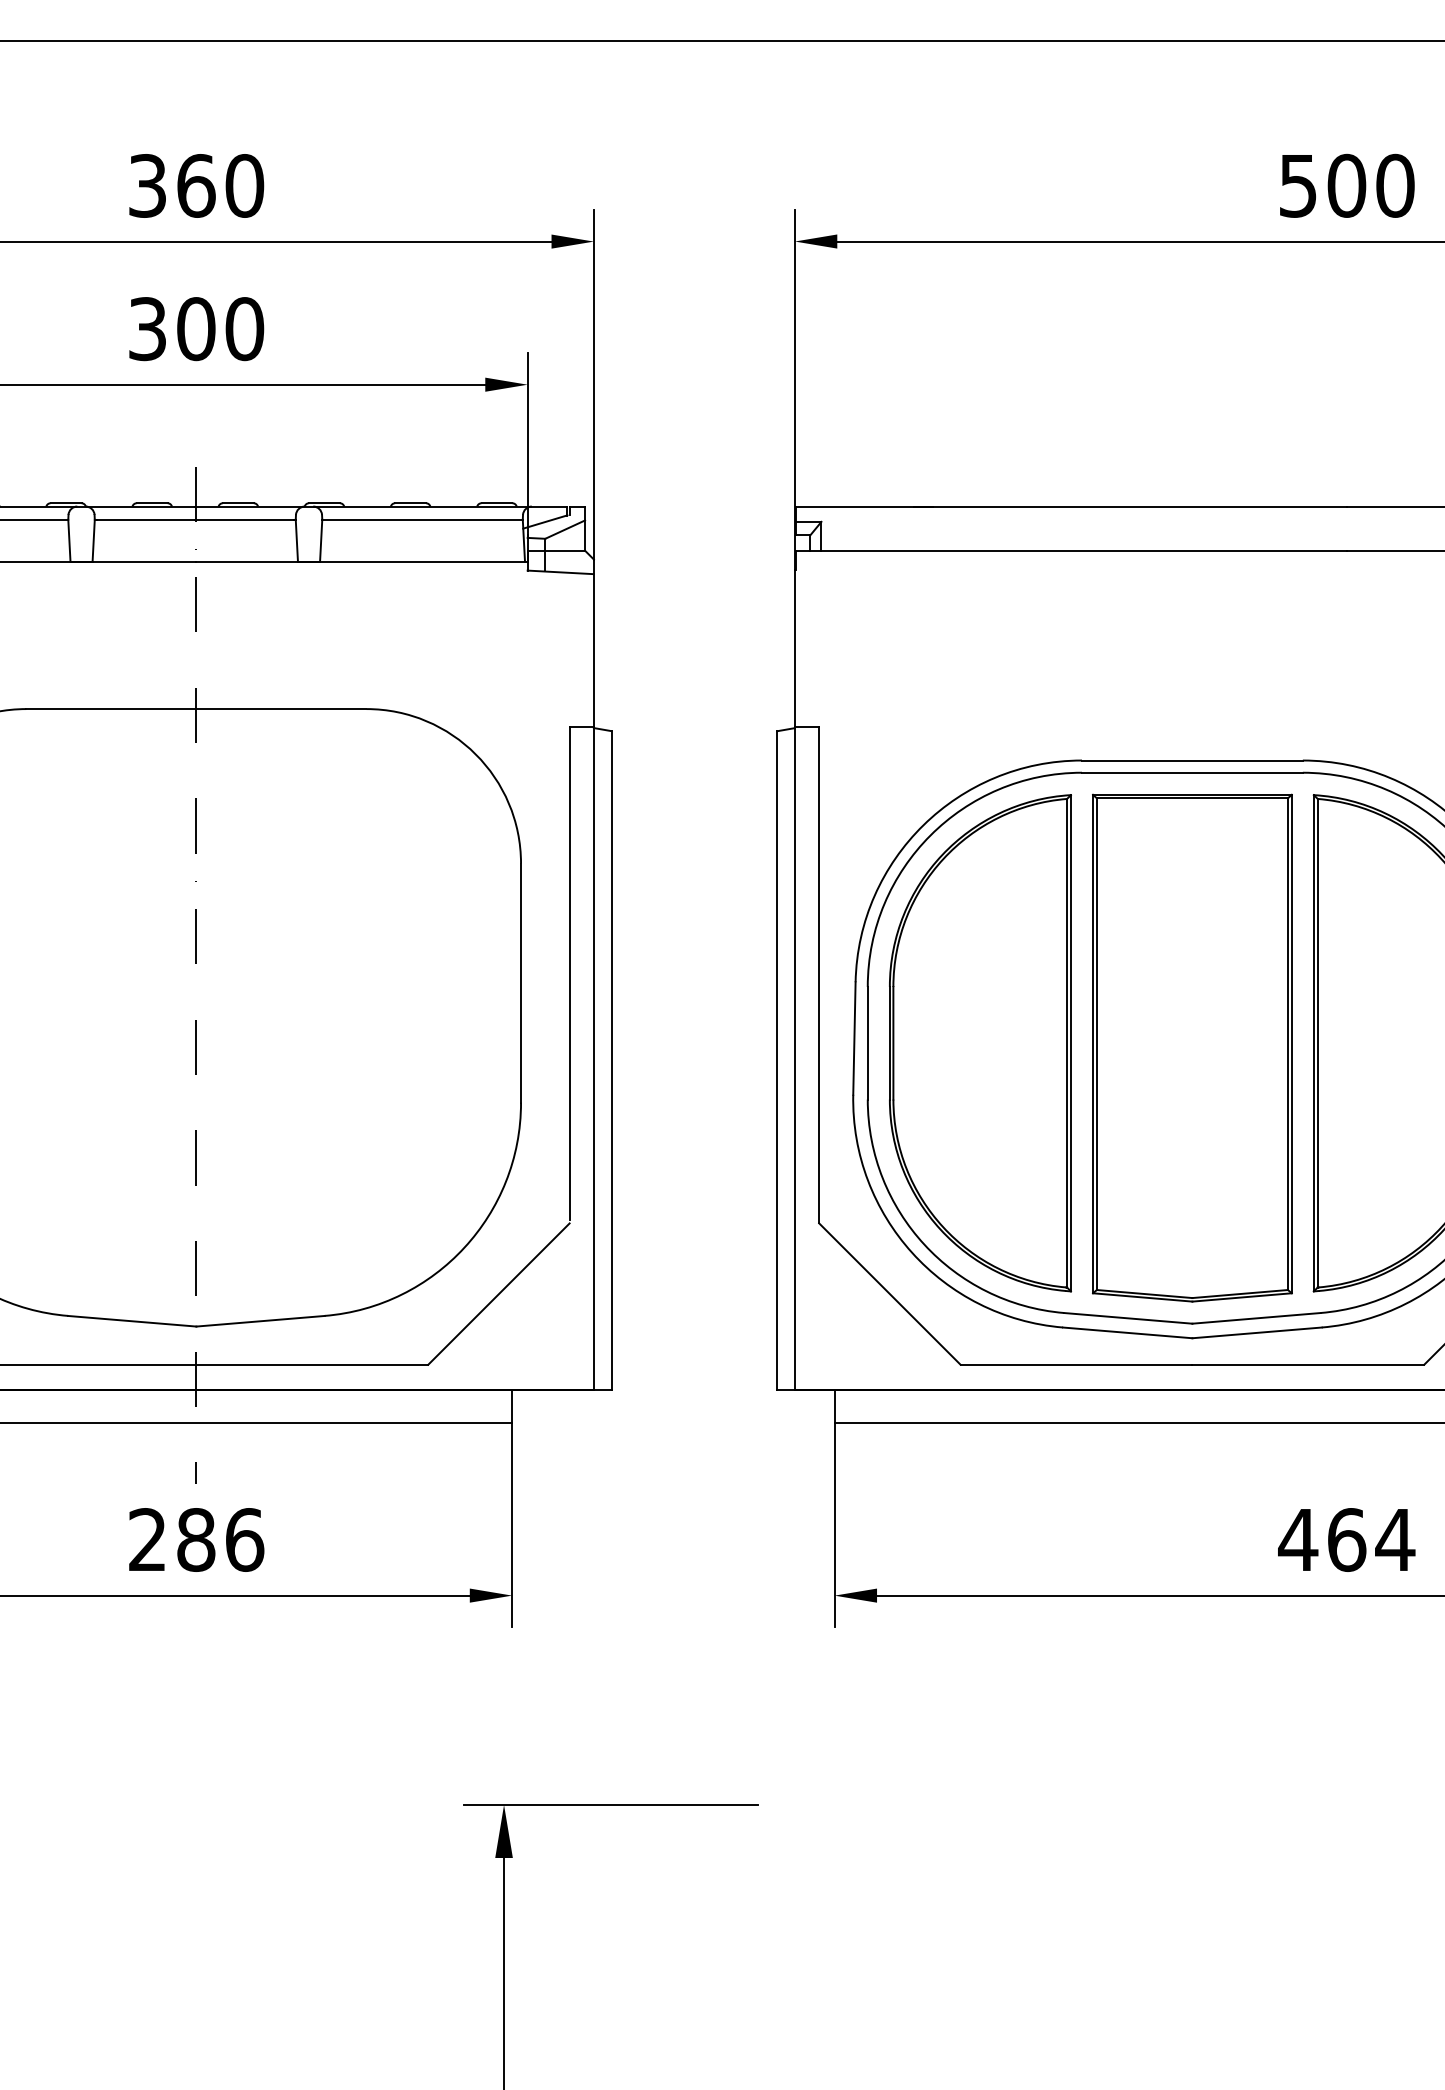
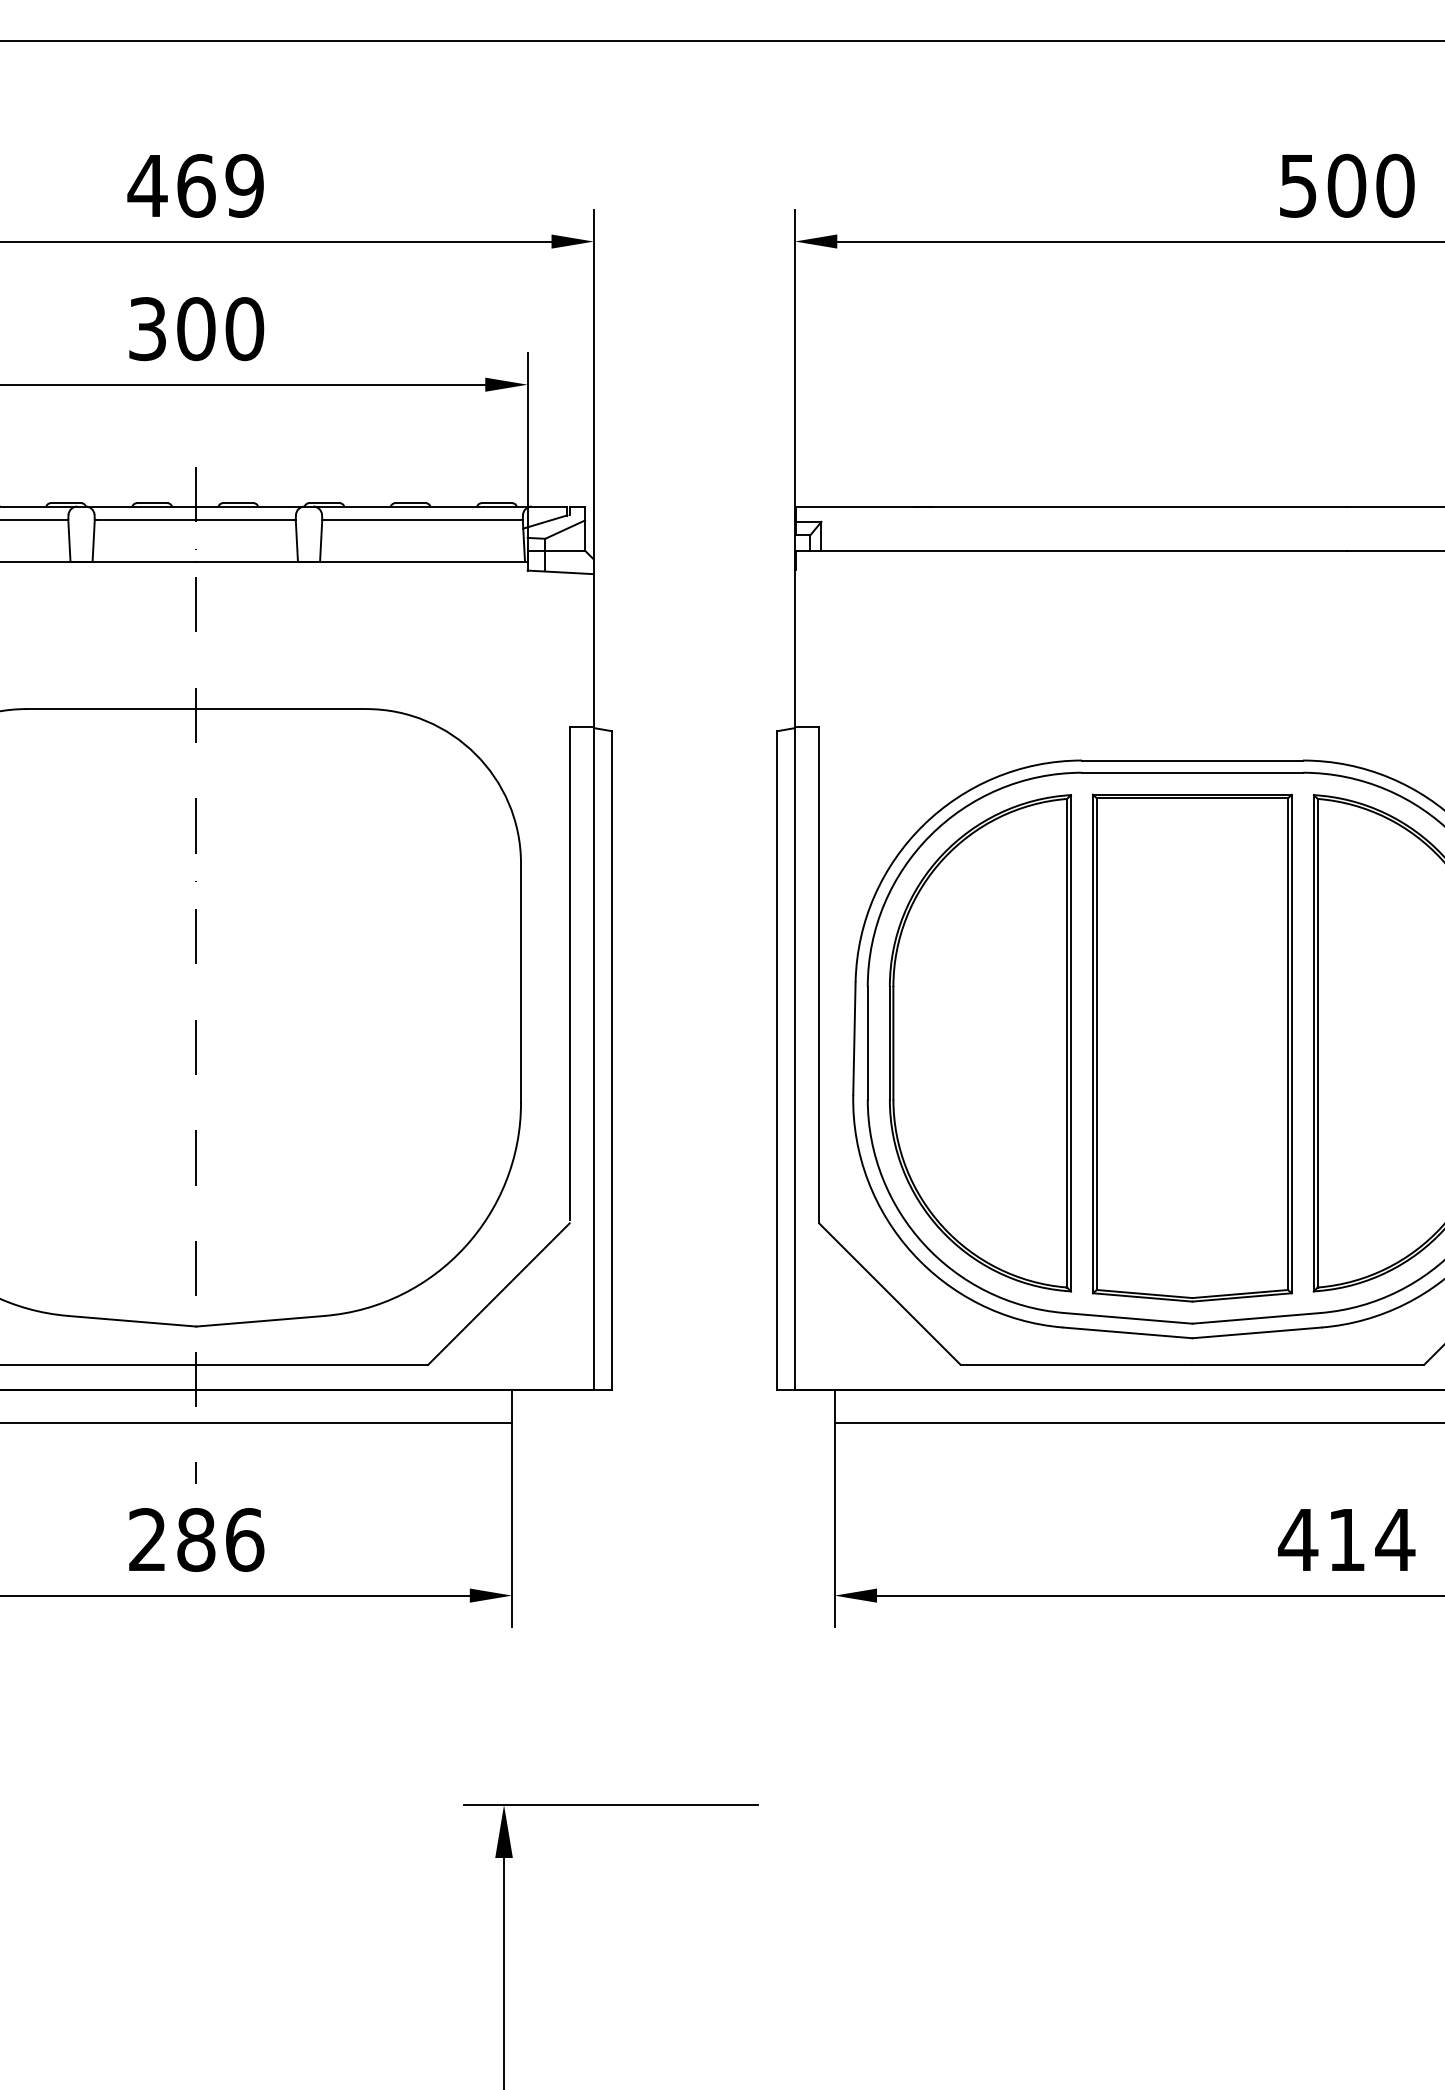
text: 360 -> 469 (195, 185)
text: 464 -> 414 (1347, 1539)
